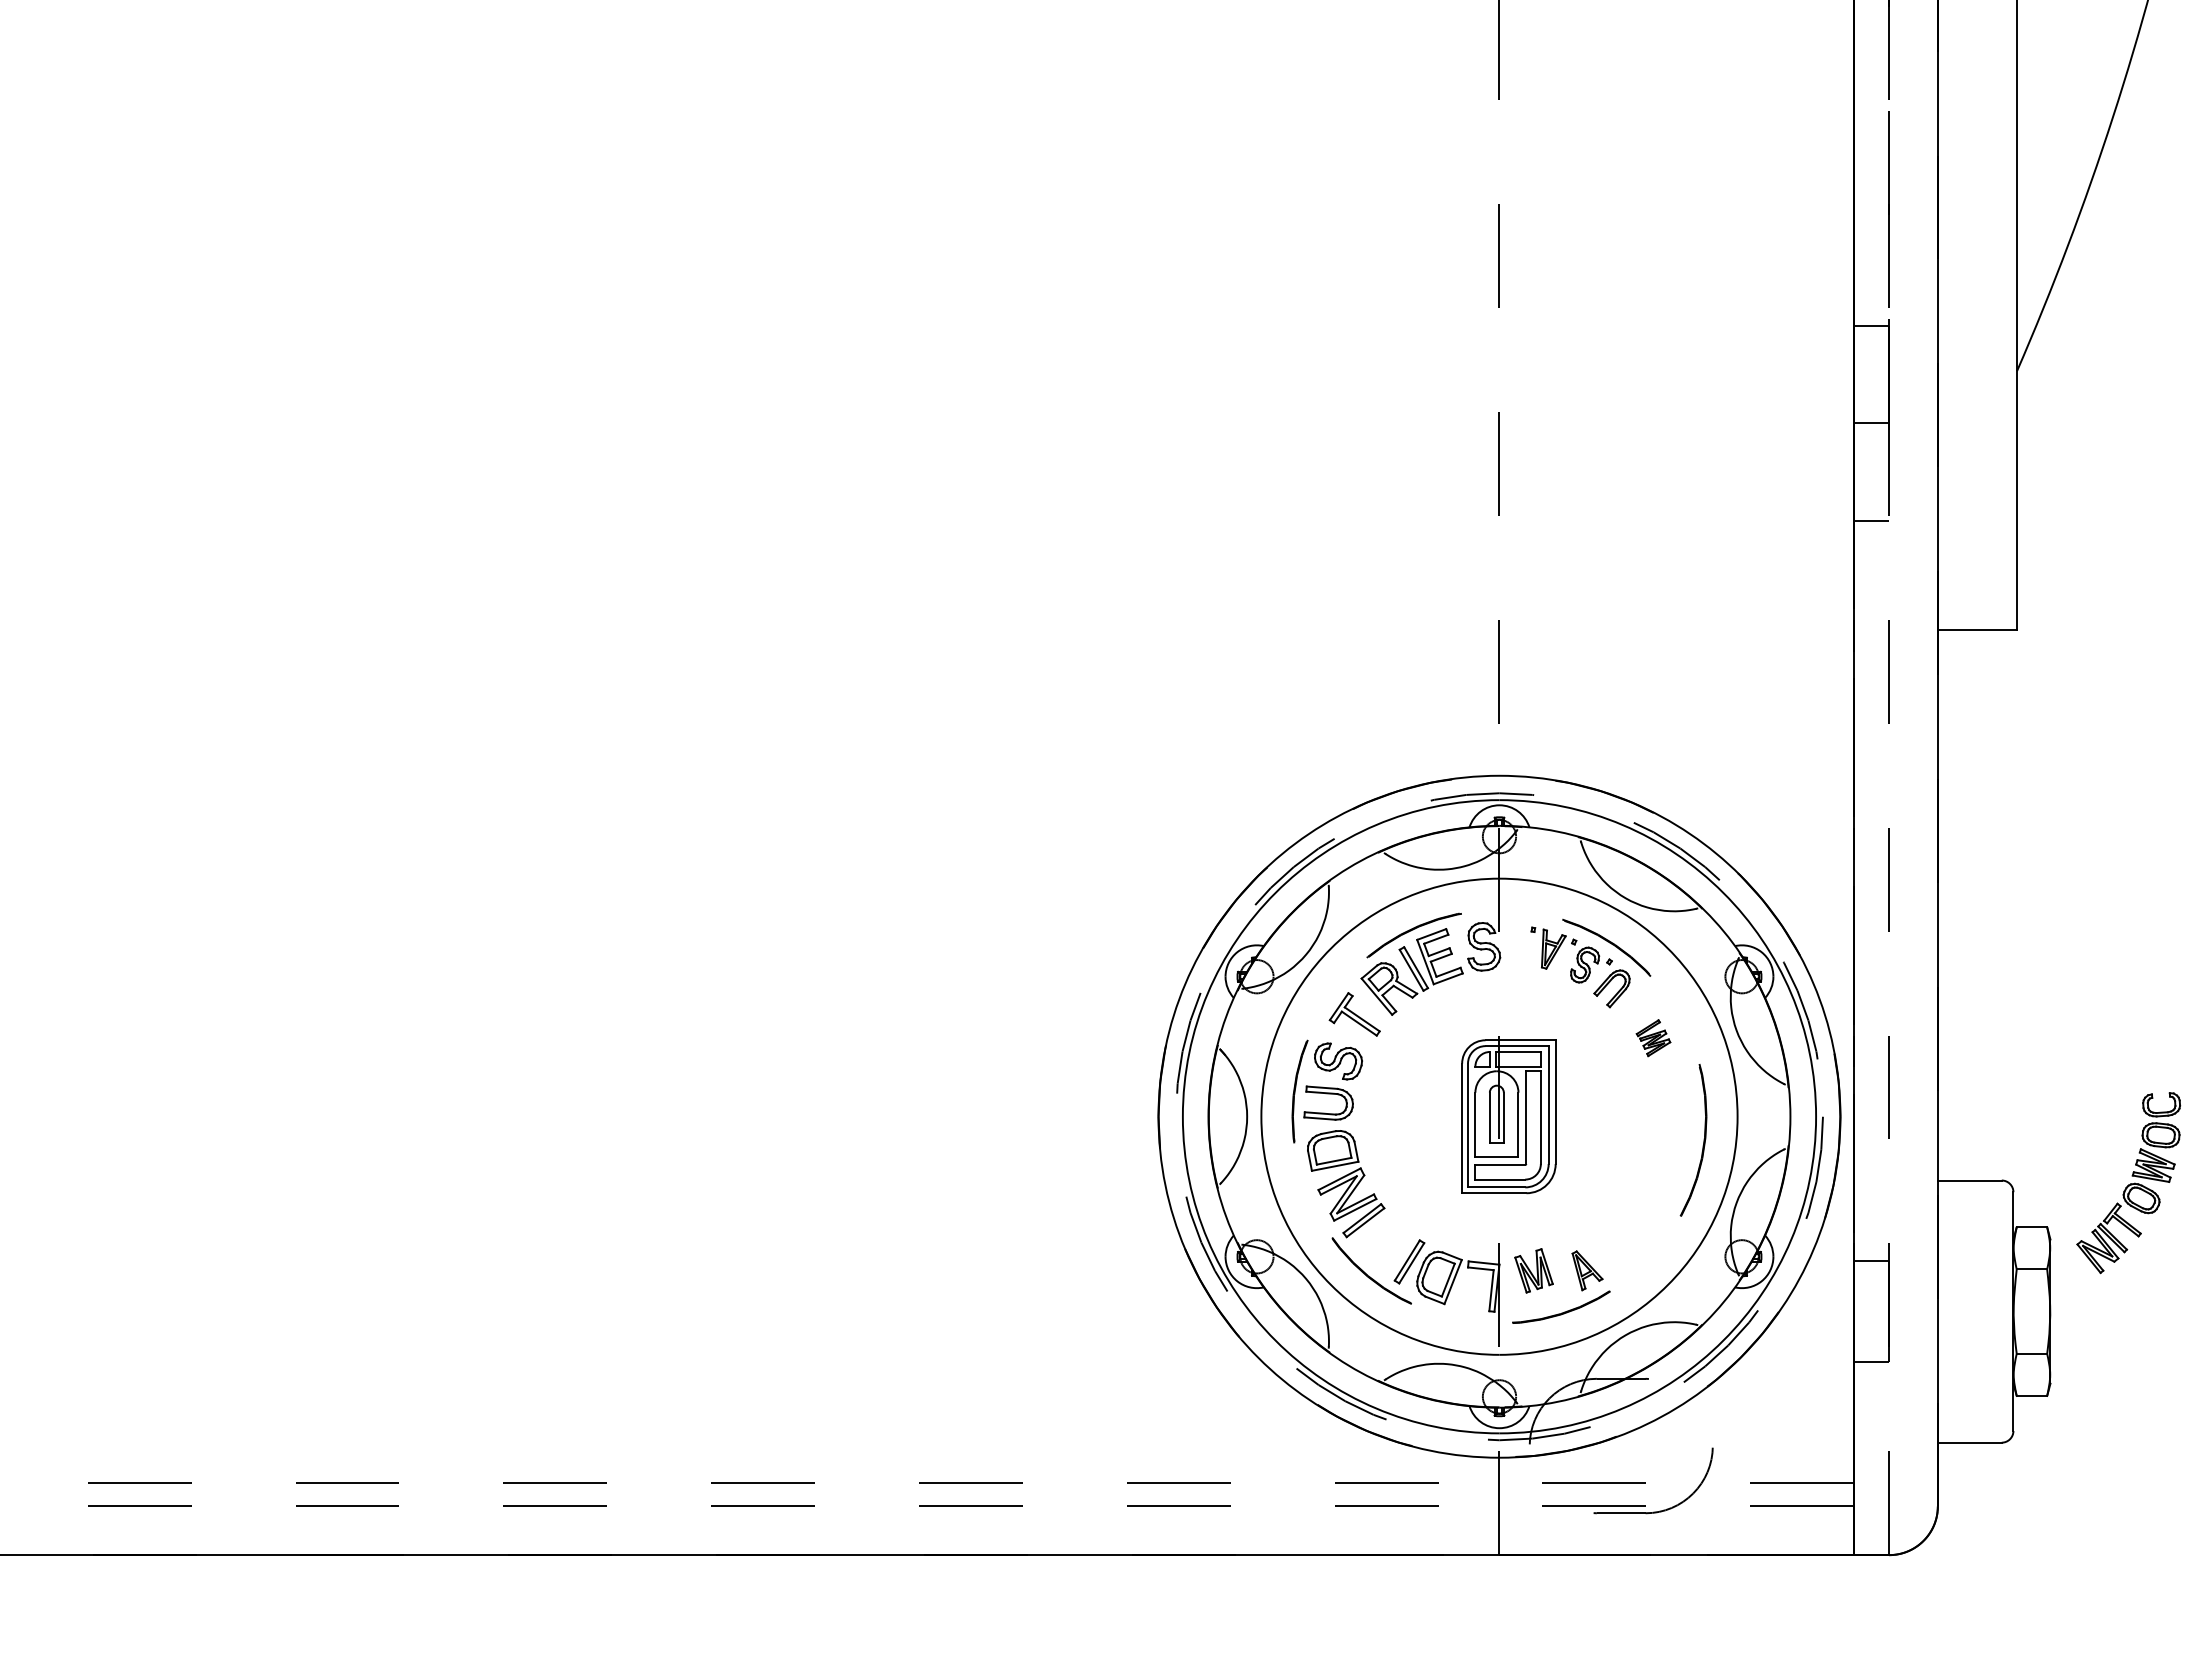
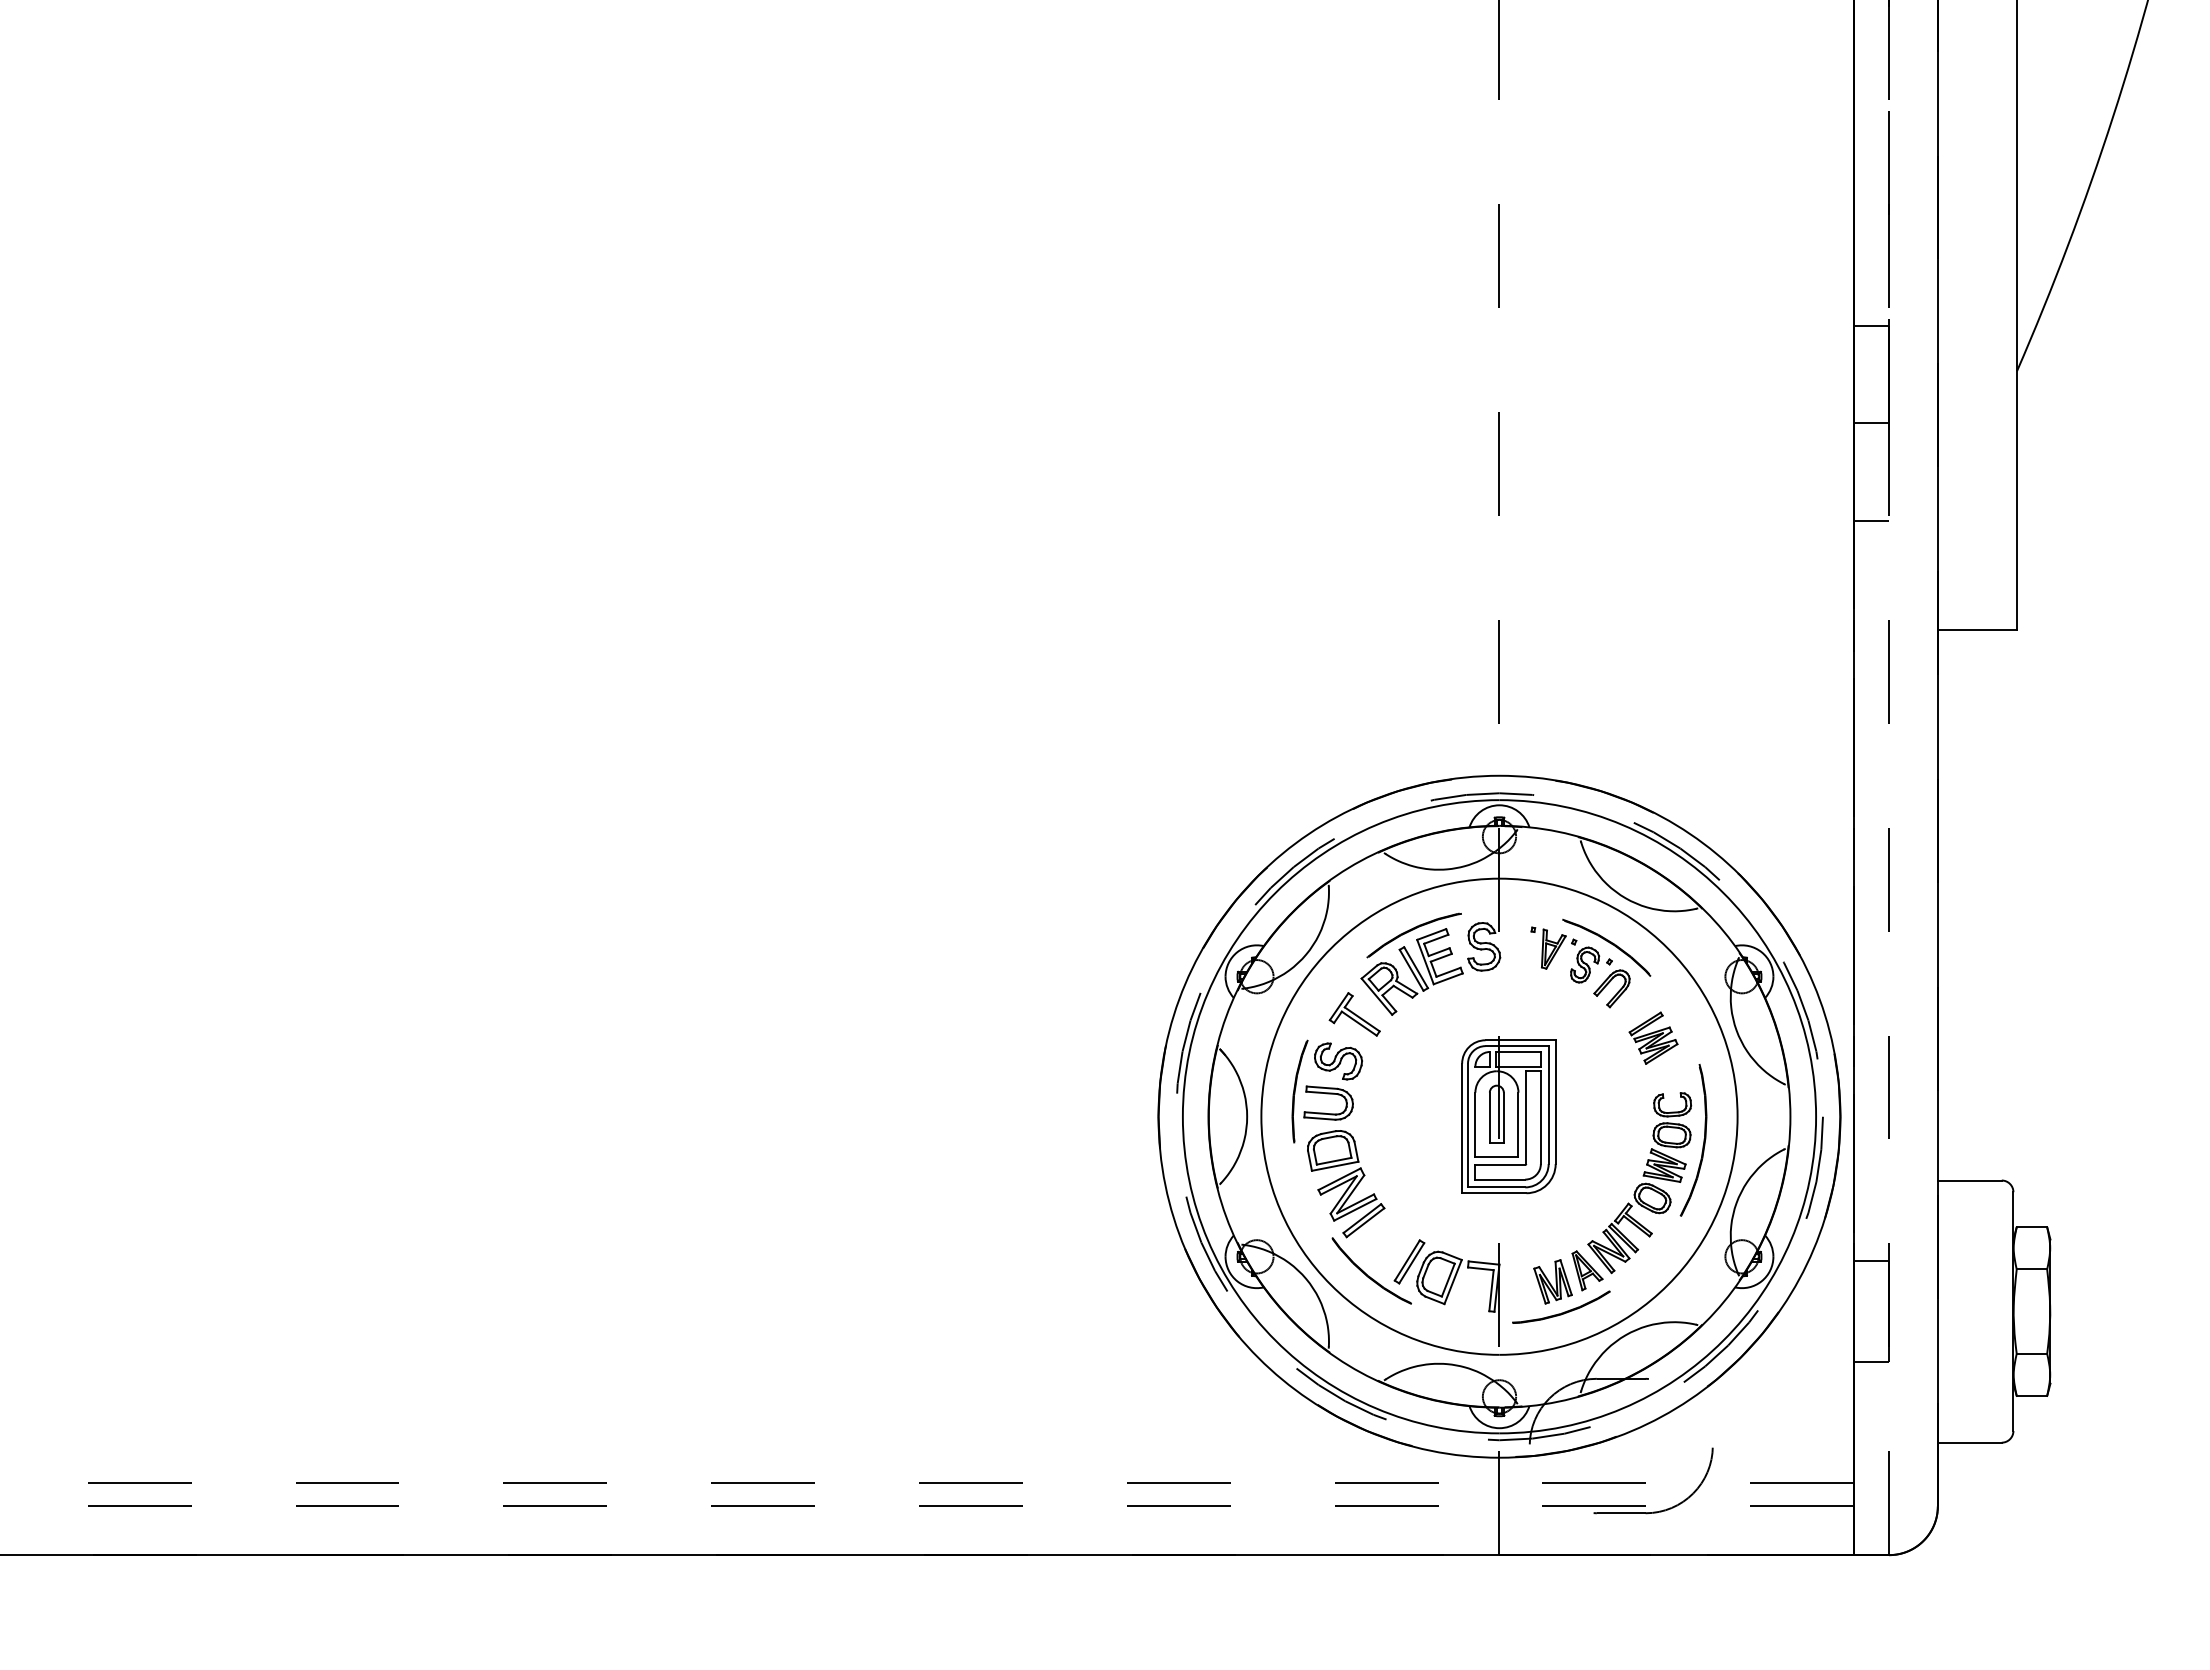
part size: 37x39 px -> 51x54 px (1653, 1037)
part position: (2128, 1183) -> (1639, 1183) (1639, 1183)
part position: (1533, 1270) -> (1552, 1281) (1552, 1281)
